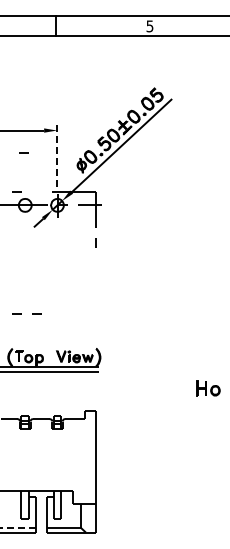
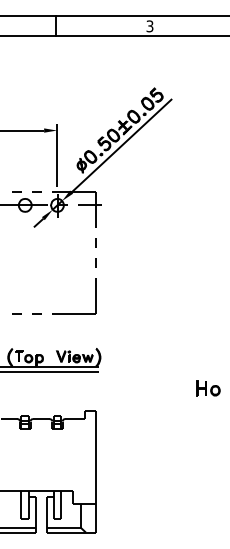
text: 5 -> 3 (149, 25)
line position: (23, 152) -> (36, 191) (36, 191)
line: dashed -> solid (57, 155)
line: none -> present (95, 262)
part: none -> present (74, 313)
line: dashed -> solid (18, 527)
